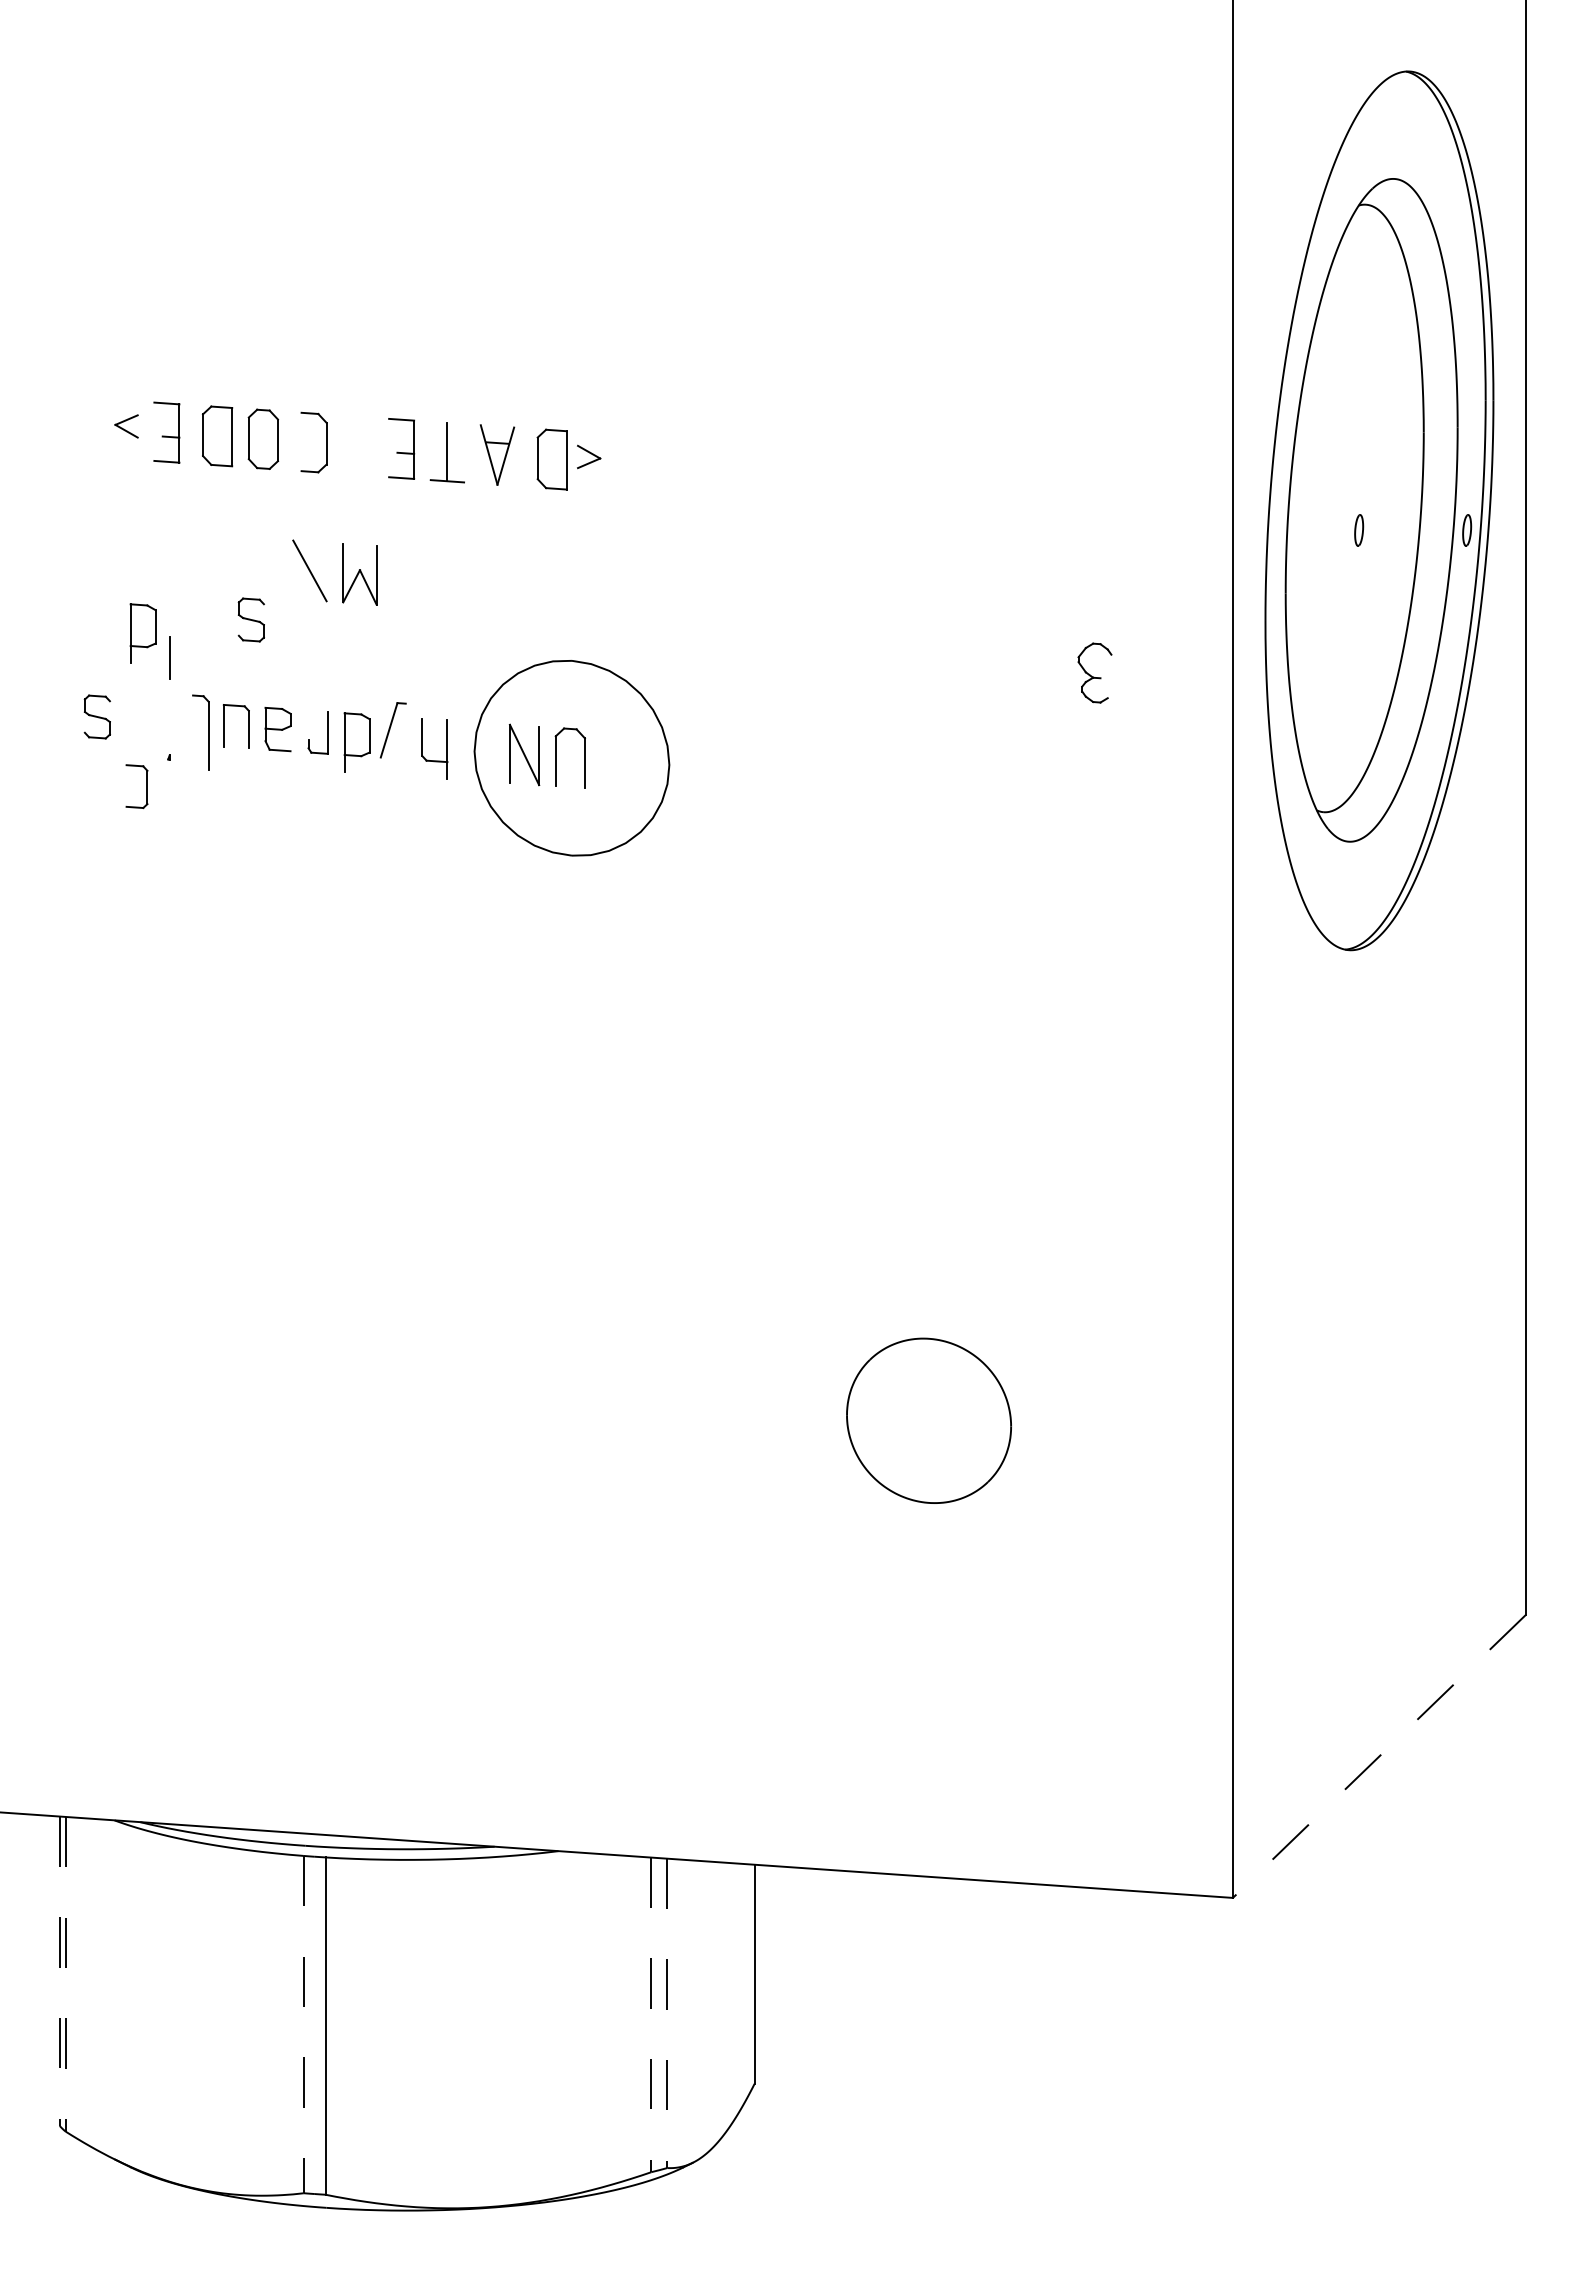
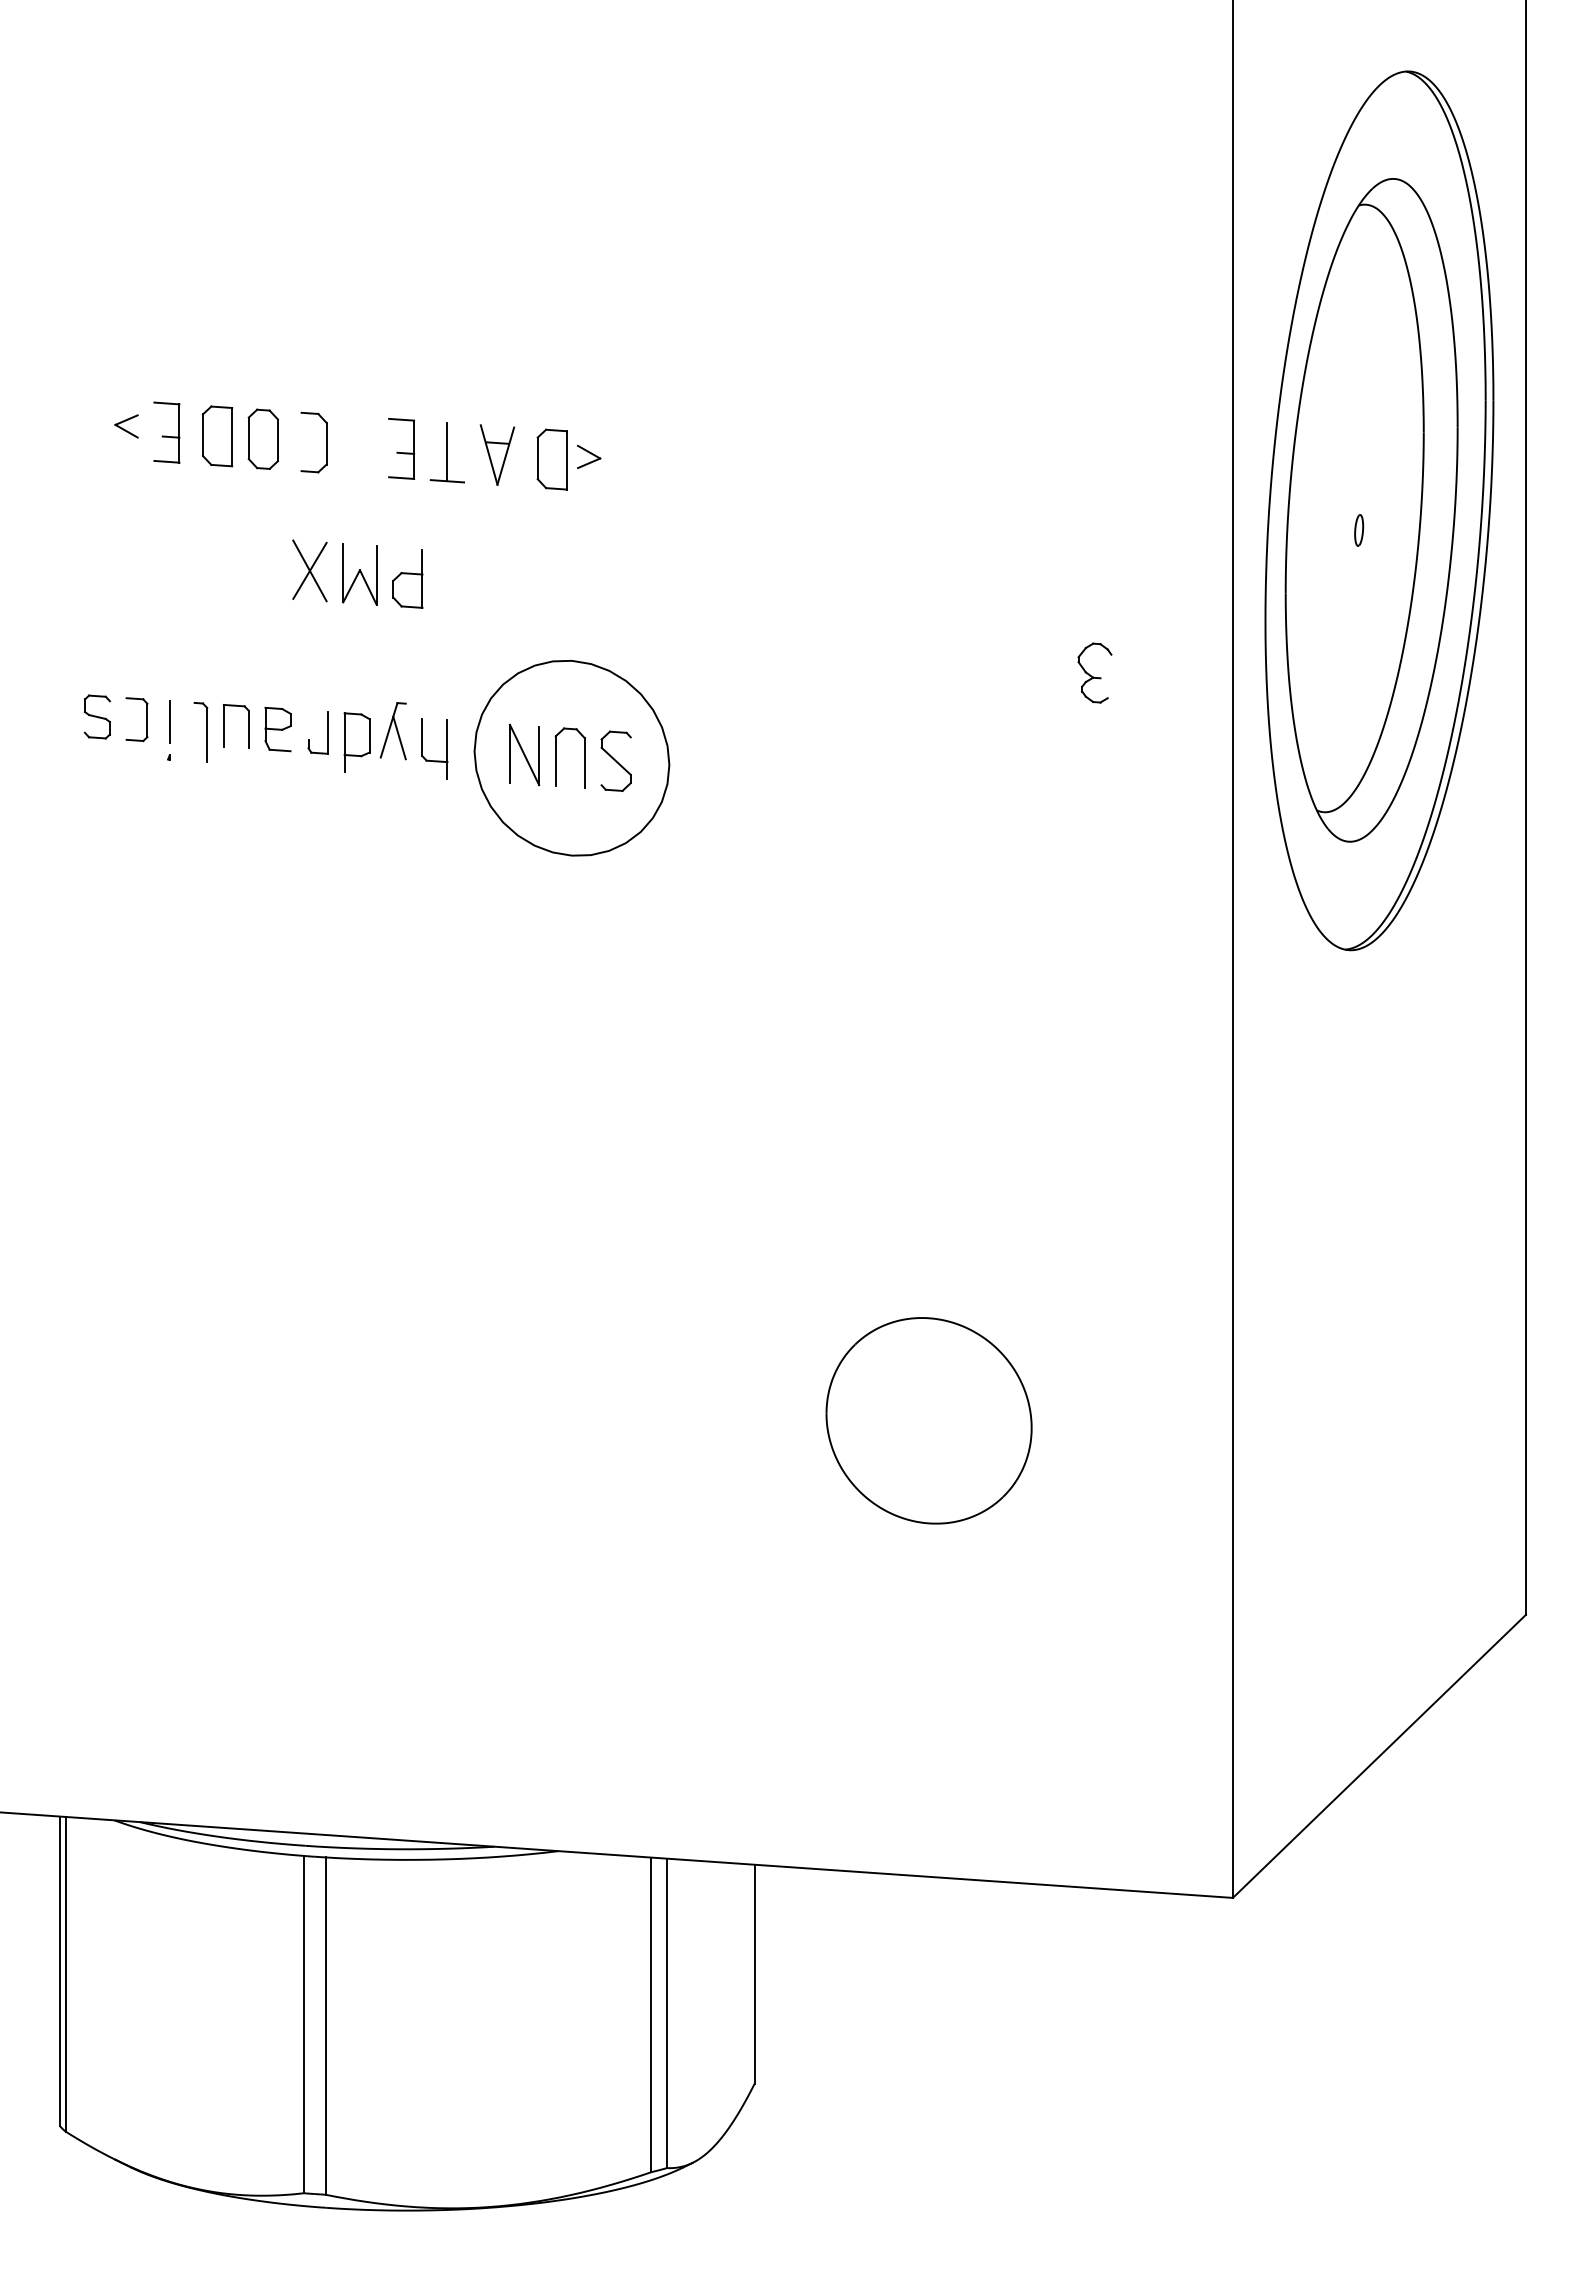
part: present -> none (1467, 530)
line: none -> present (309, 570)
part: none -> present (407, 578)
part: present -> none (250, 619)
part: present -> none (142, 633)
line position: (169, 657) -> (169, 721) (169, 721)
part size: 18x77 px -> 16x61 px (200, 732)
line: none -> present (399, 737)
part: none -> present (615, 760)
part position: (146, 786) -> (146, 719) (146, 719)
part size: 166x167 px -> 208x208 px (928, 1420)
line: dashed -> solid (1379, 1756)
line: dashed -> solid (59, 1971)
line: dashed -> solid (65, 1974)
line: dashed -> solid (667, 2013)
line: dashed -> solid (651, 2015)
line: dashed -> solid (303, 2024)
